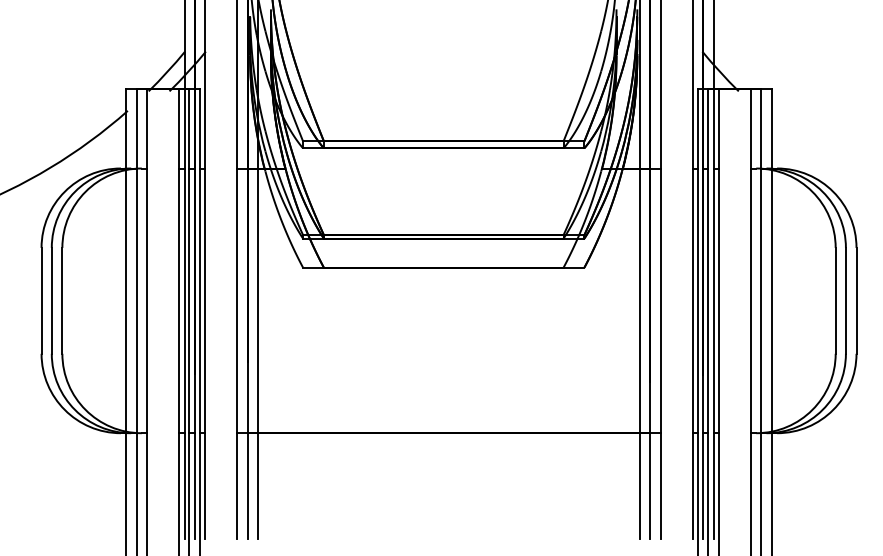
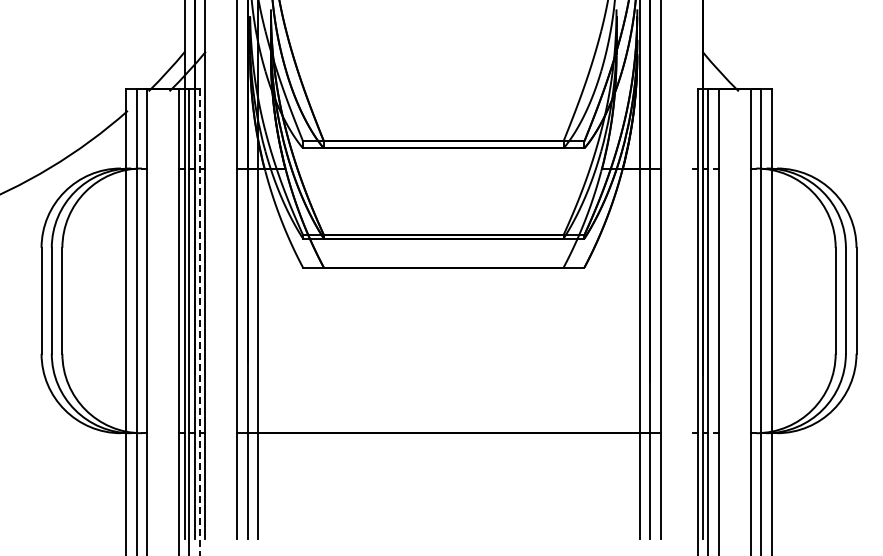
line: present -> none (692, 270)
line: present -> none (713, 270)
line: solid -> dashed (200, 323)
